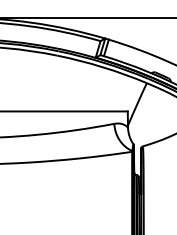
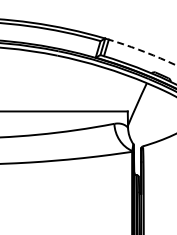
line: present -> none (87, 17)
arc: solid -> dashed (143, 51)
